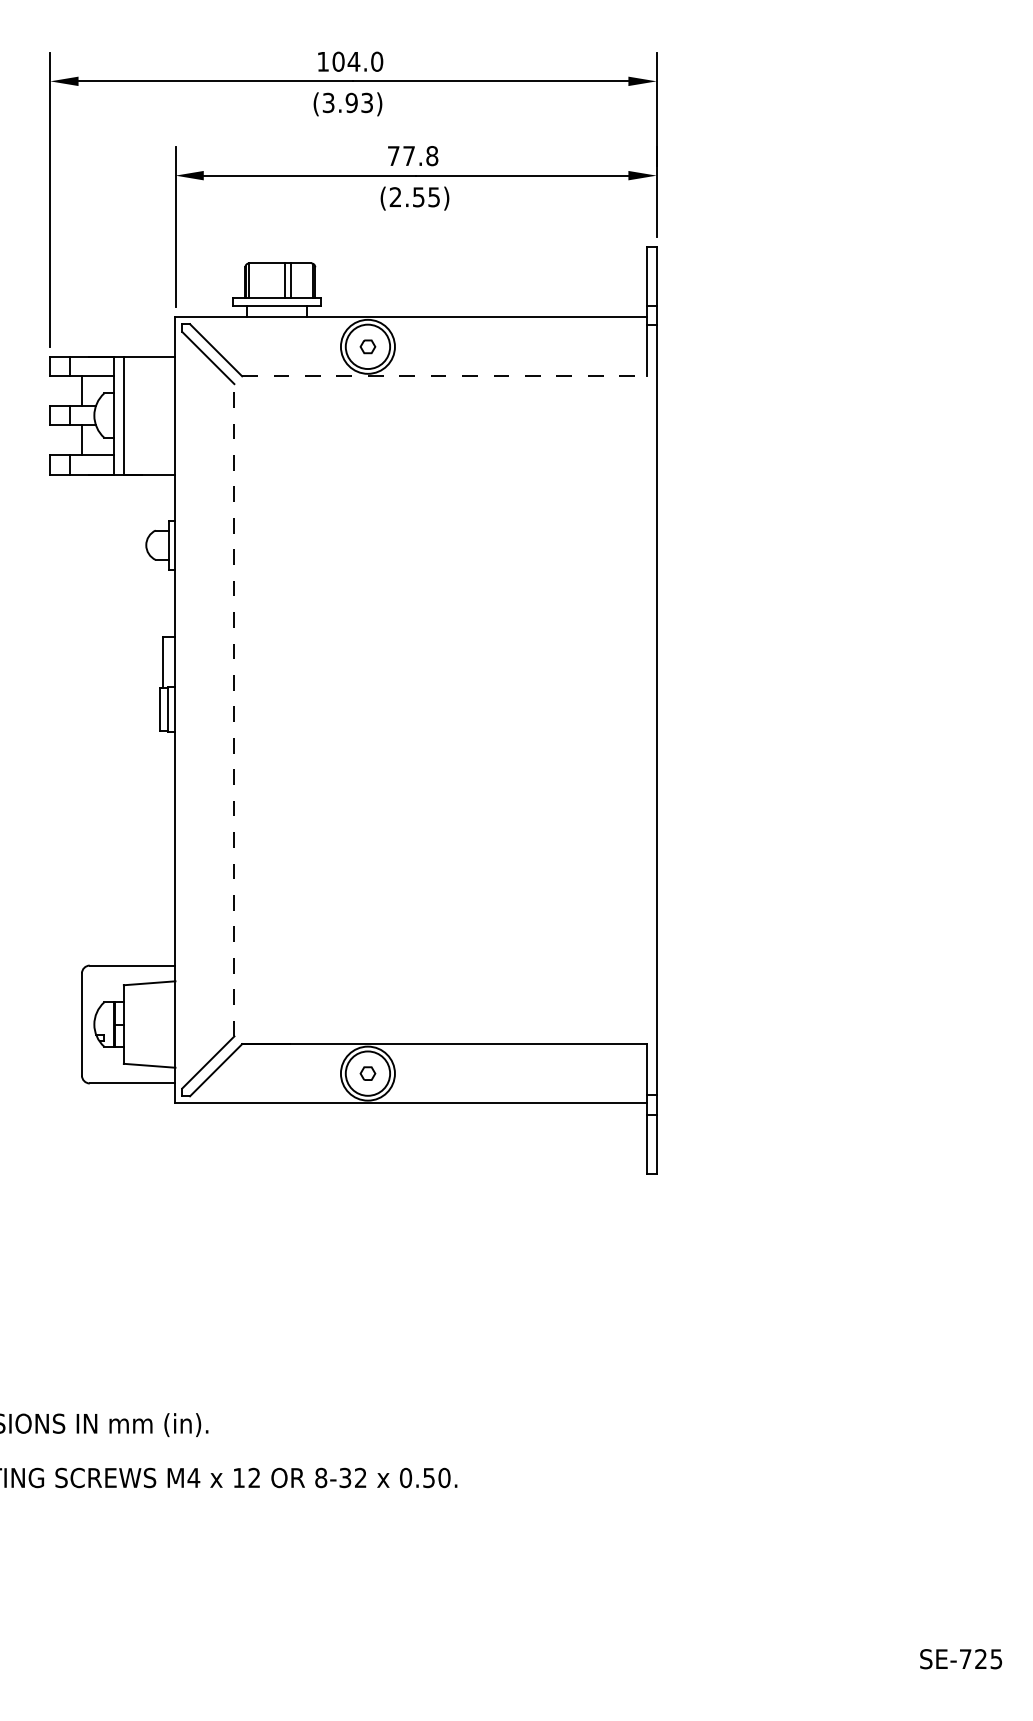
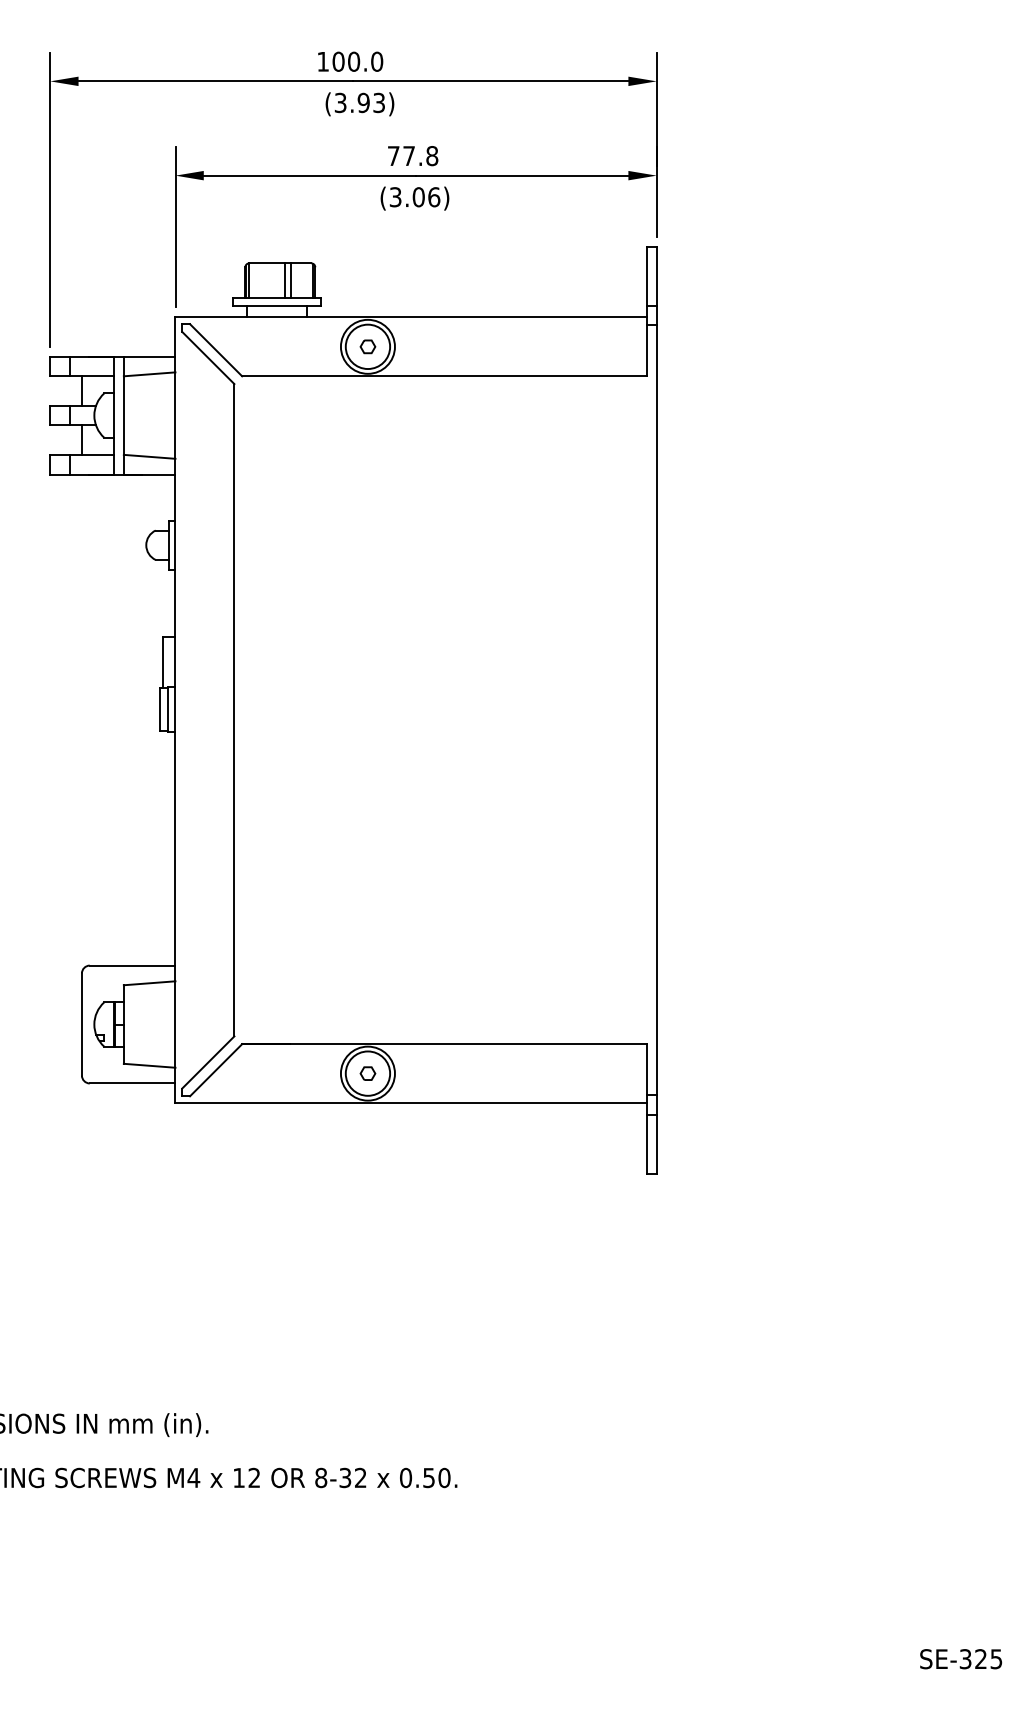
text: 104.0 -> 100.0 (353, 61)
text position: (347, 104) -> (359, 104) (359, 104)
text: (2.55) -> (3.06) (414, 197)
line: none -> present (149, 374)
line: dashed -> solid (445, 376)
line: none -> present (149, 456)
line: dashed -> solid (234, 709)
text: SE-725 -> SE-325 (965, 1659)
